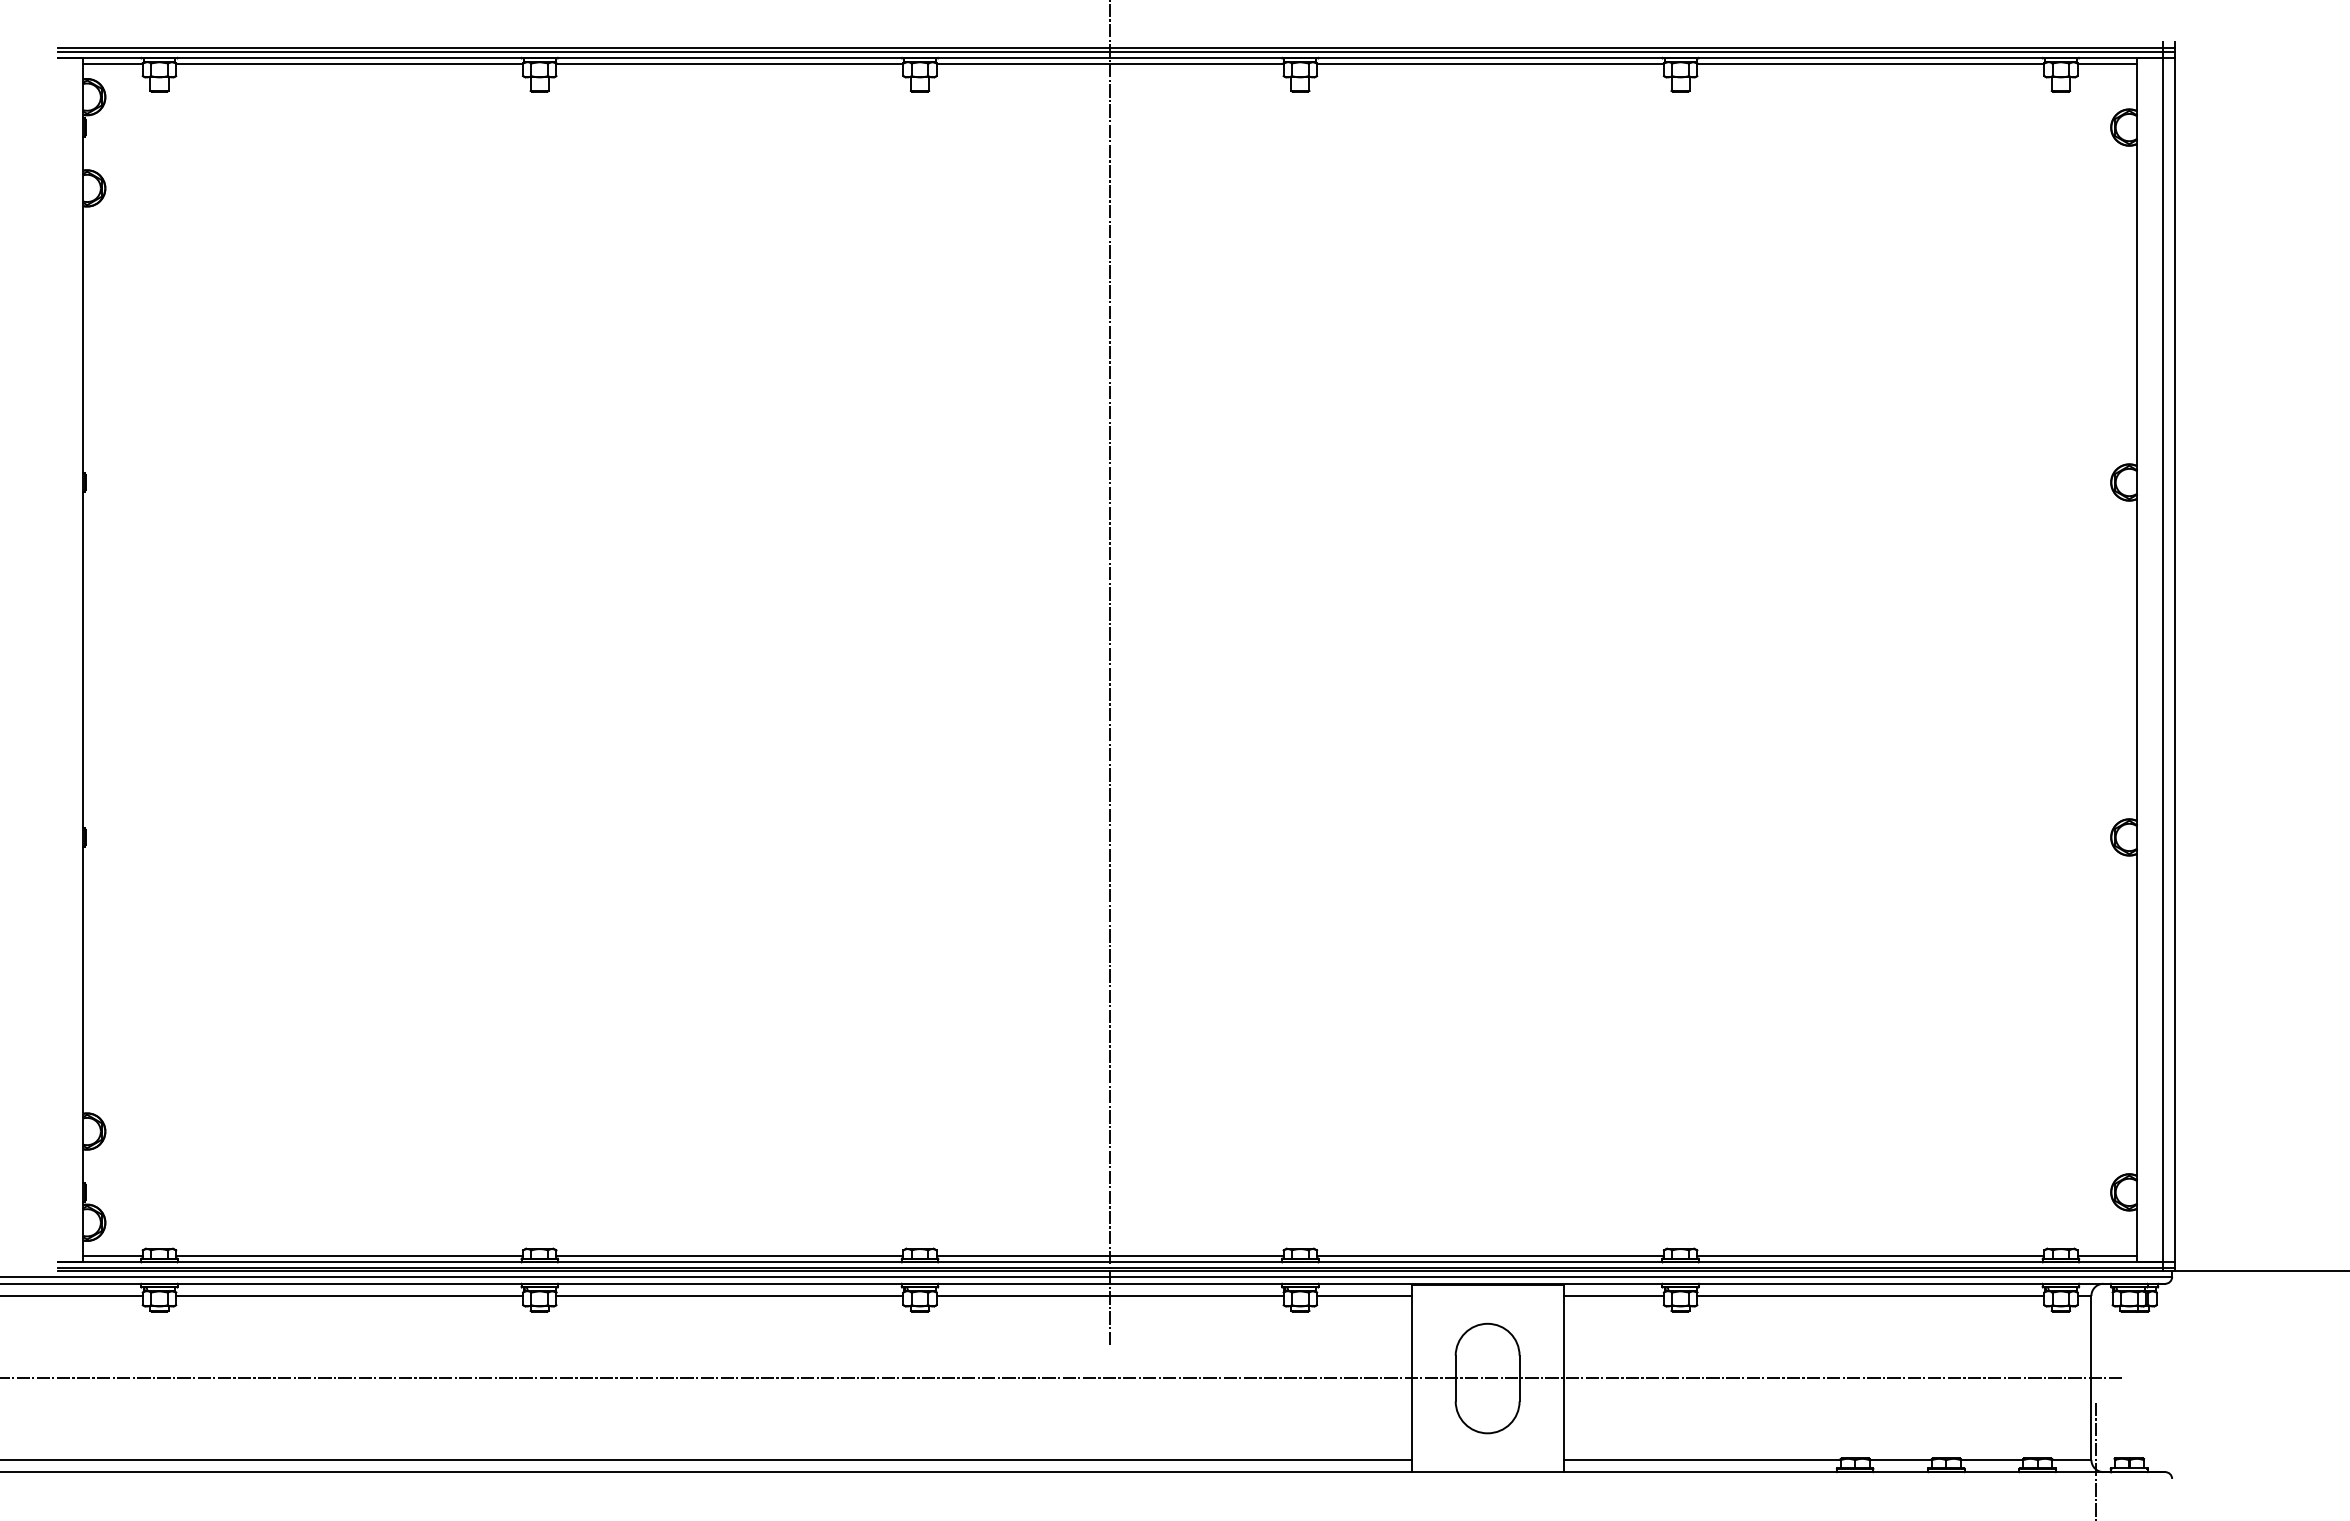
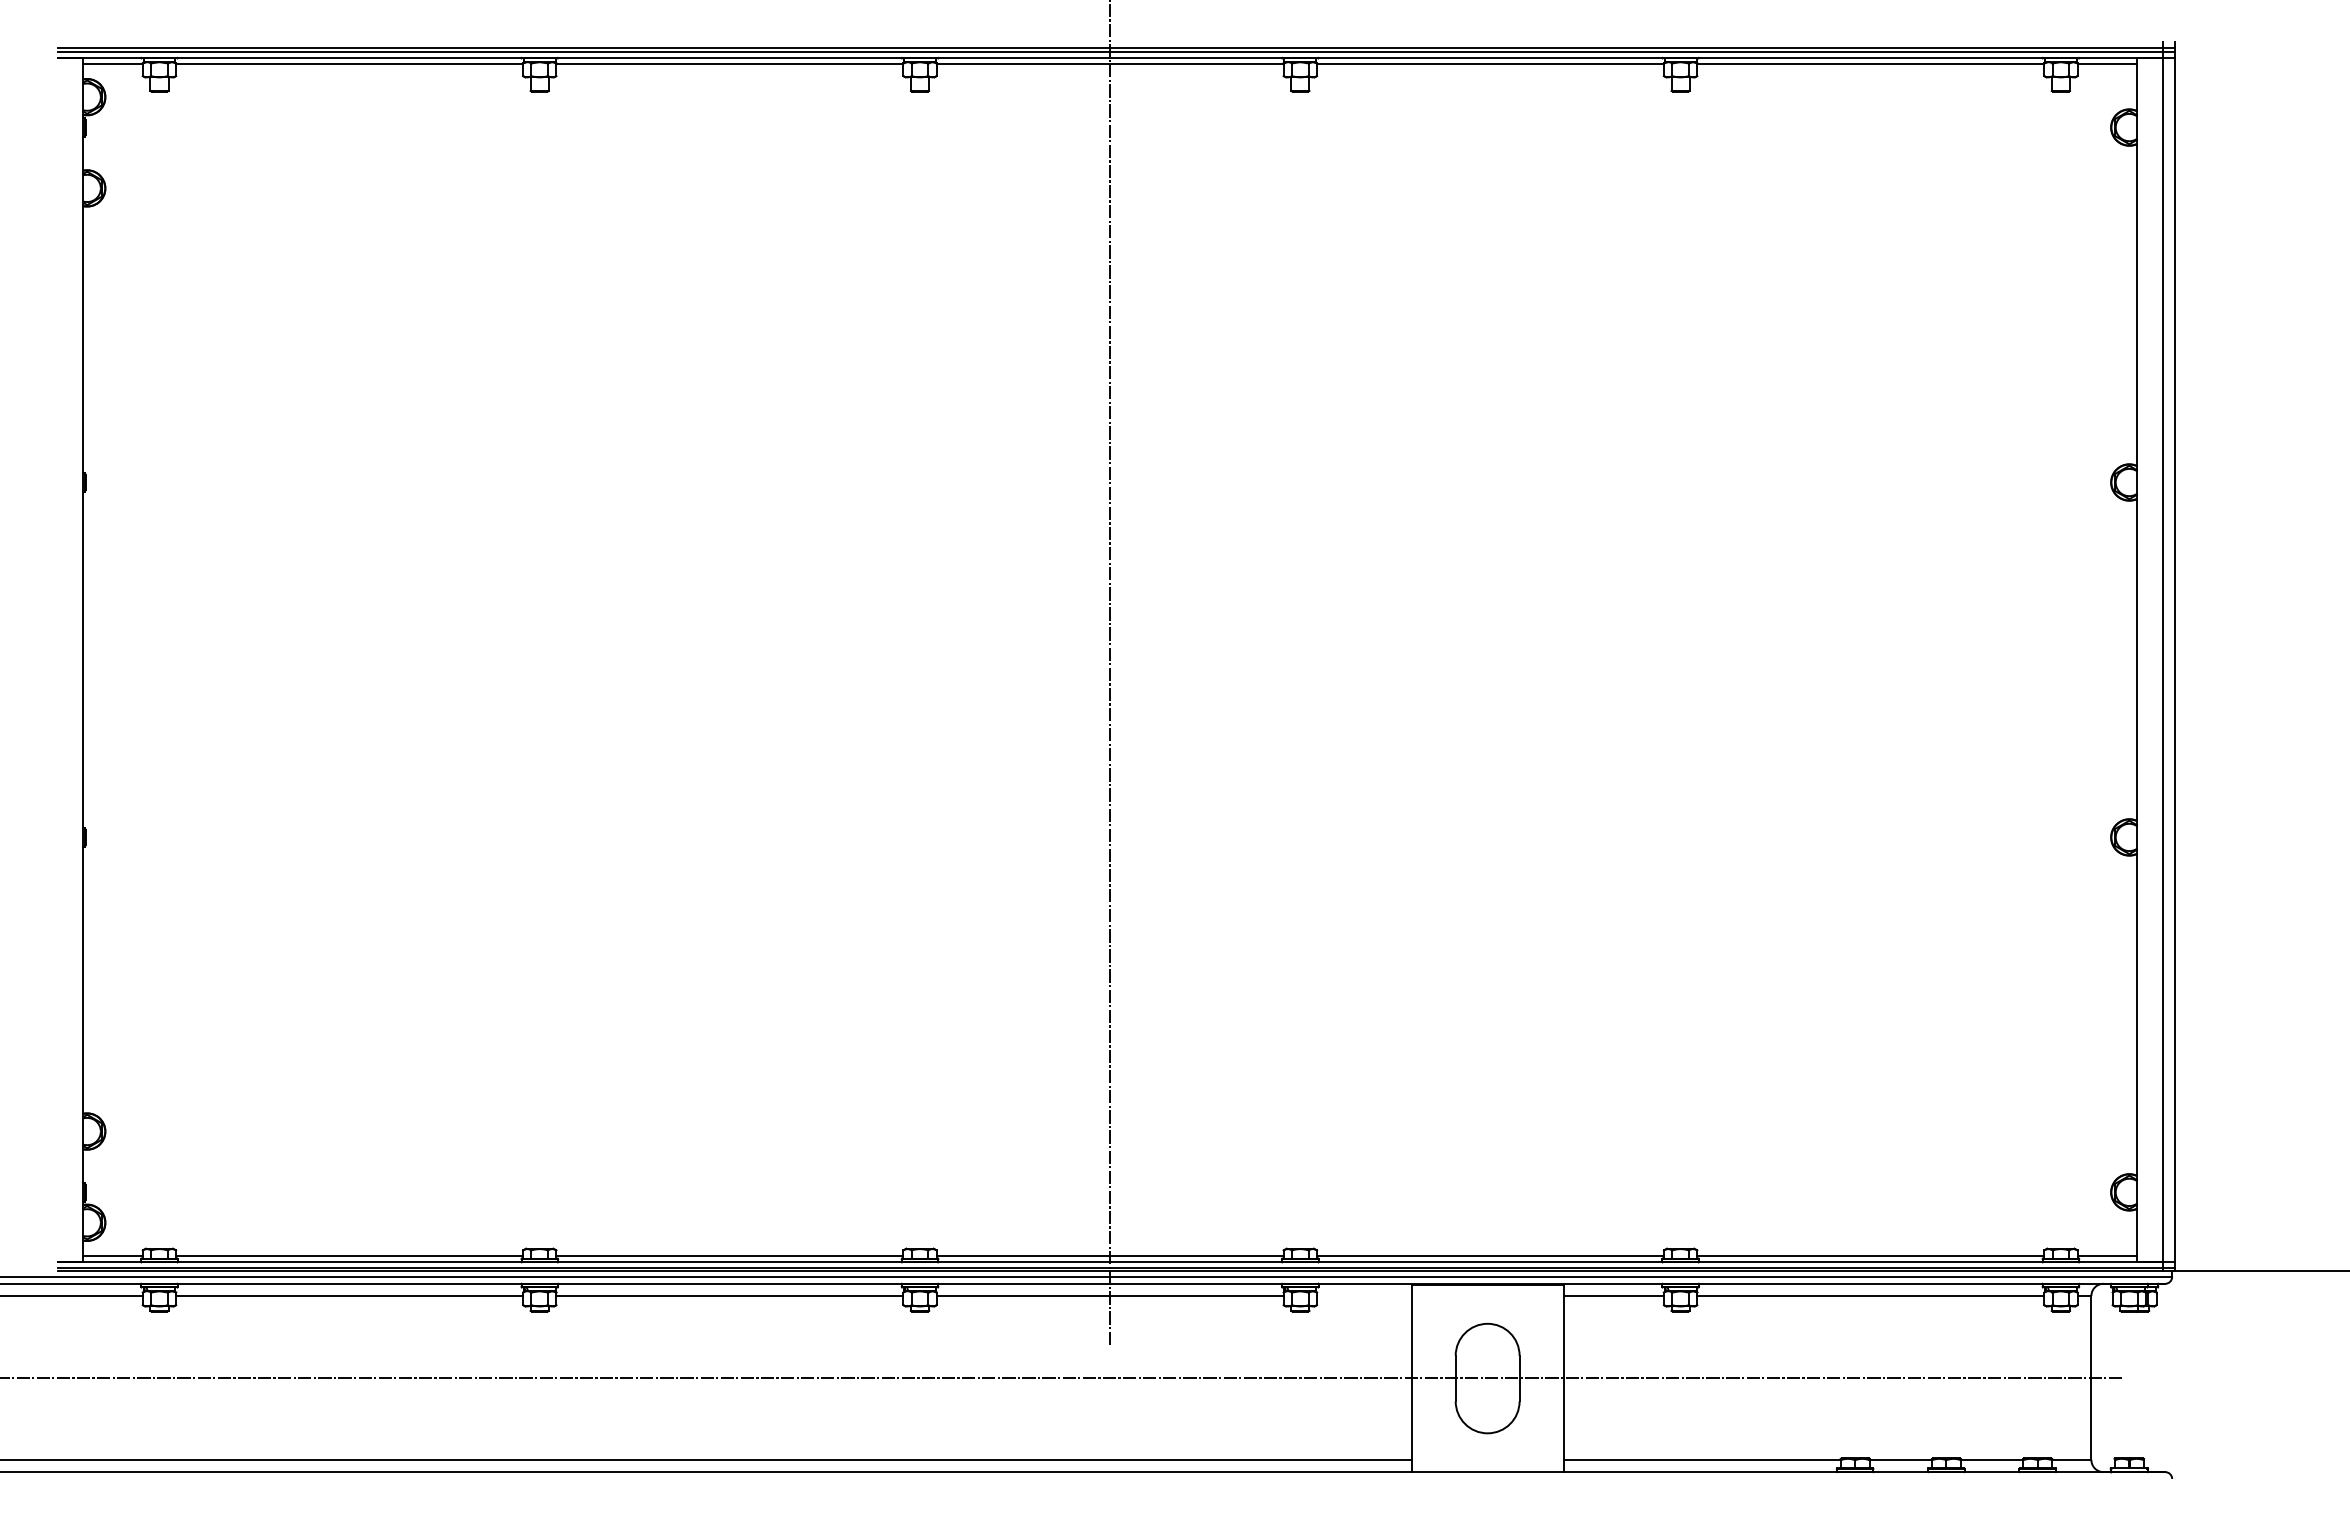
line: present -> none (1364, 1295)
line: present -> none (2096, 1459)
